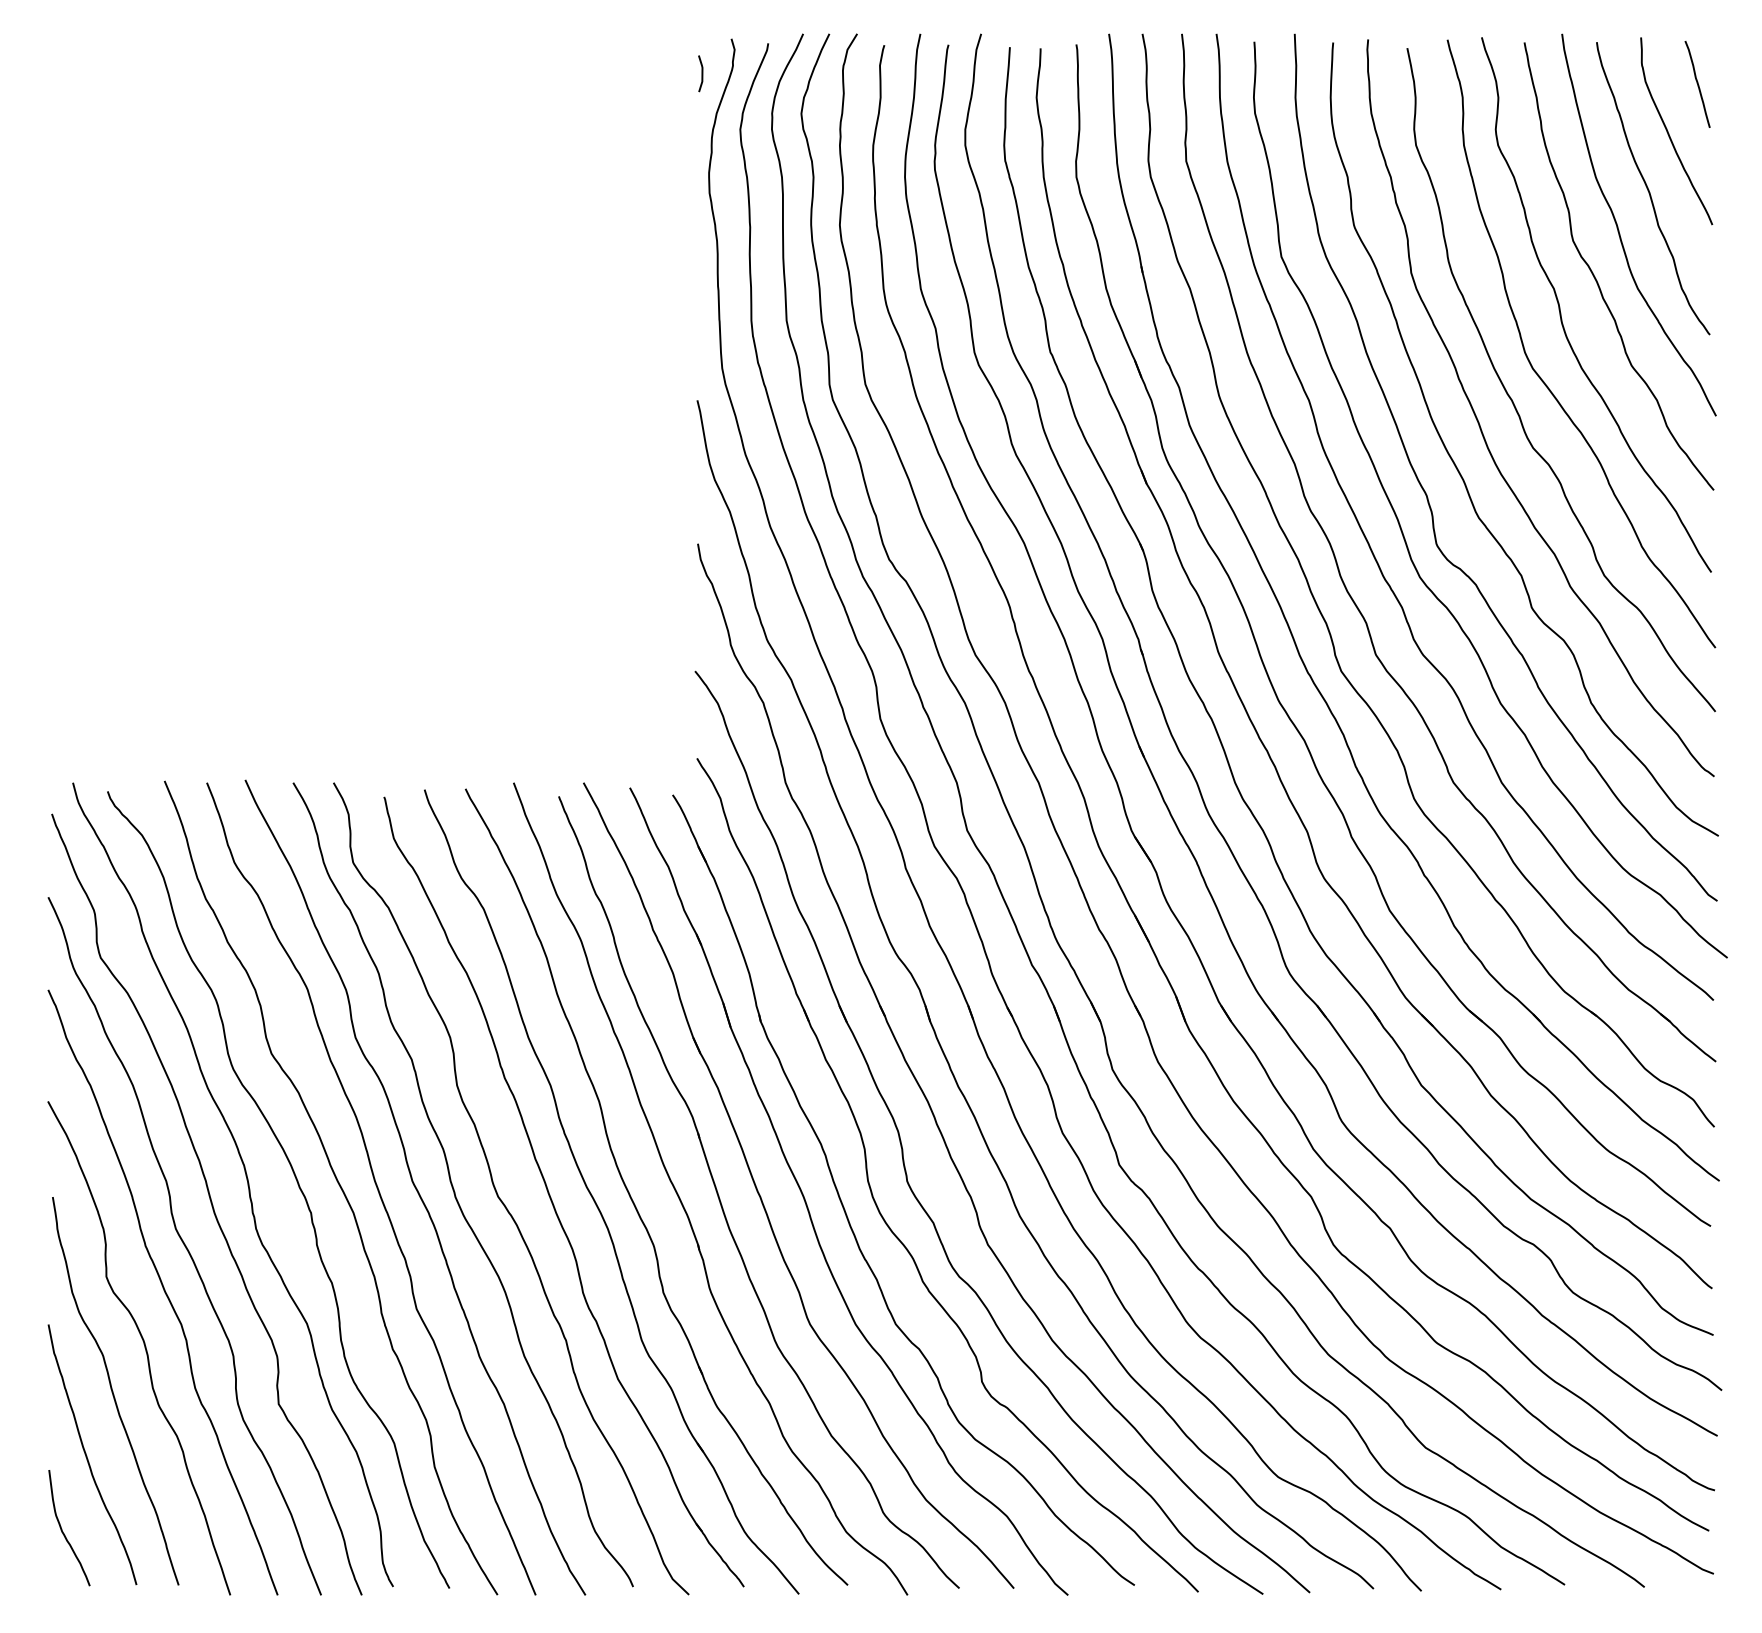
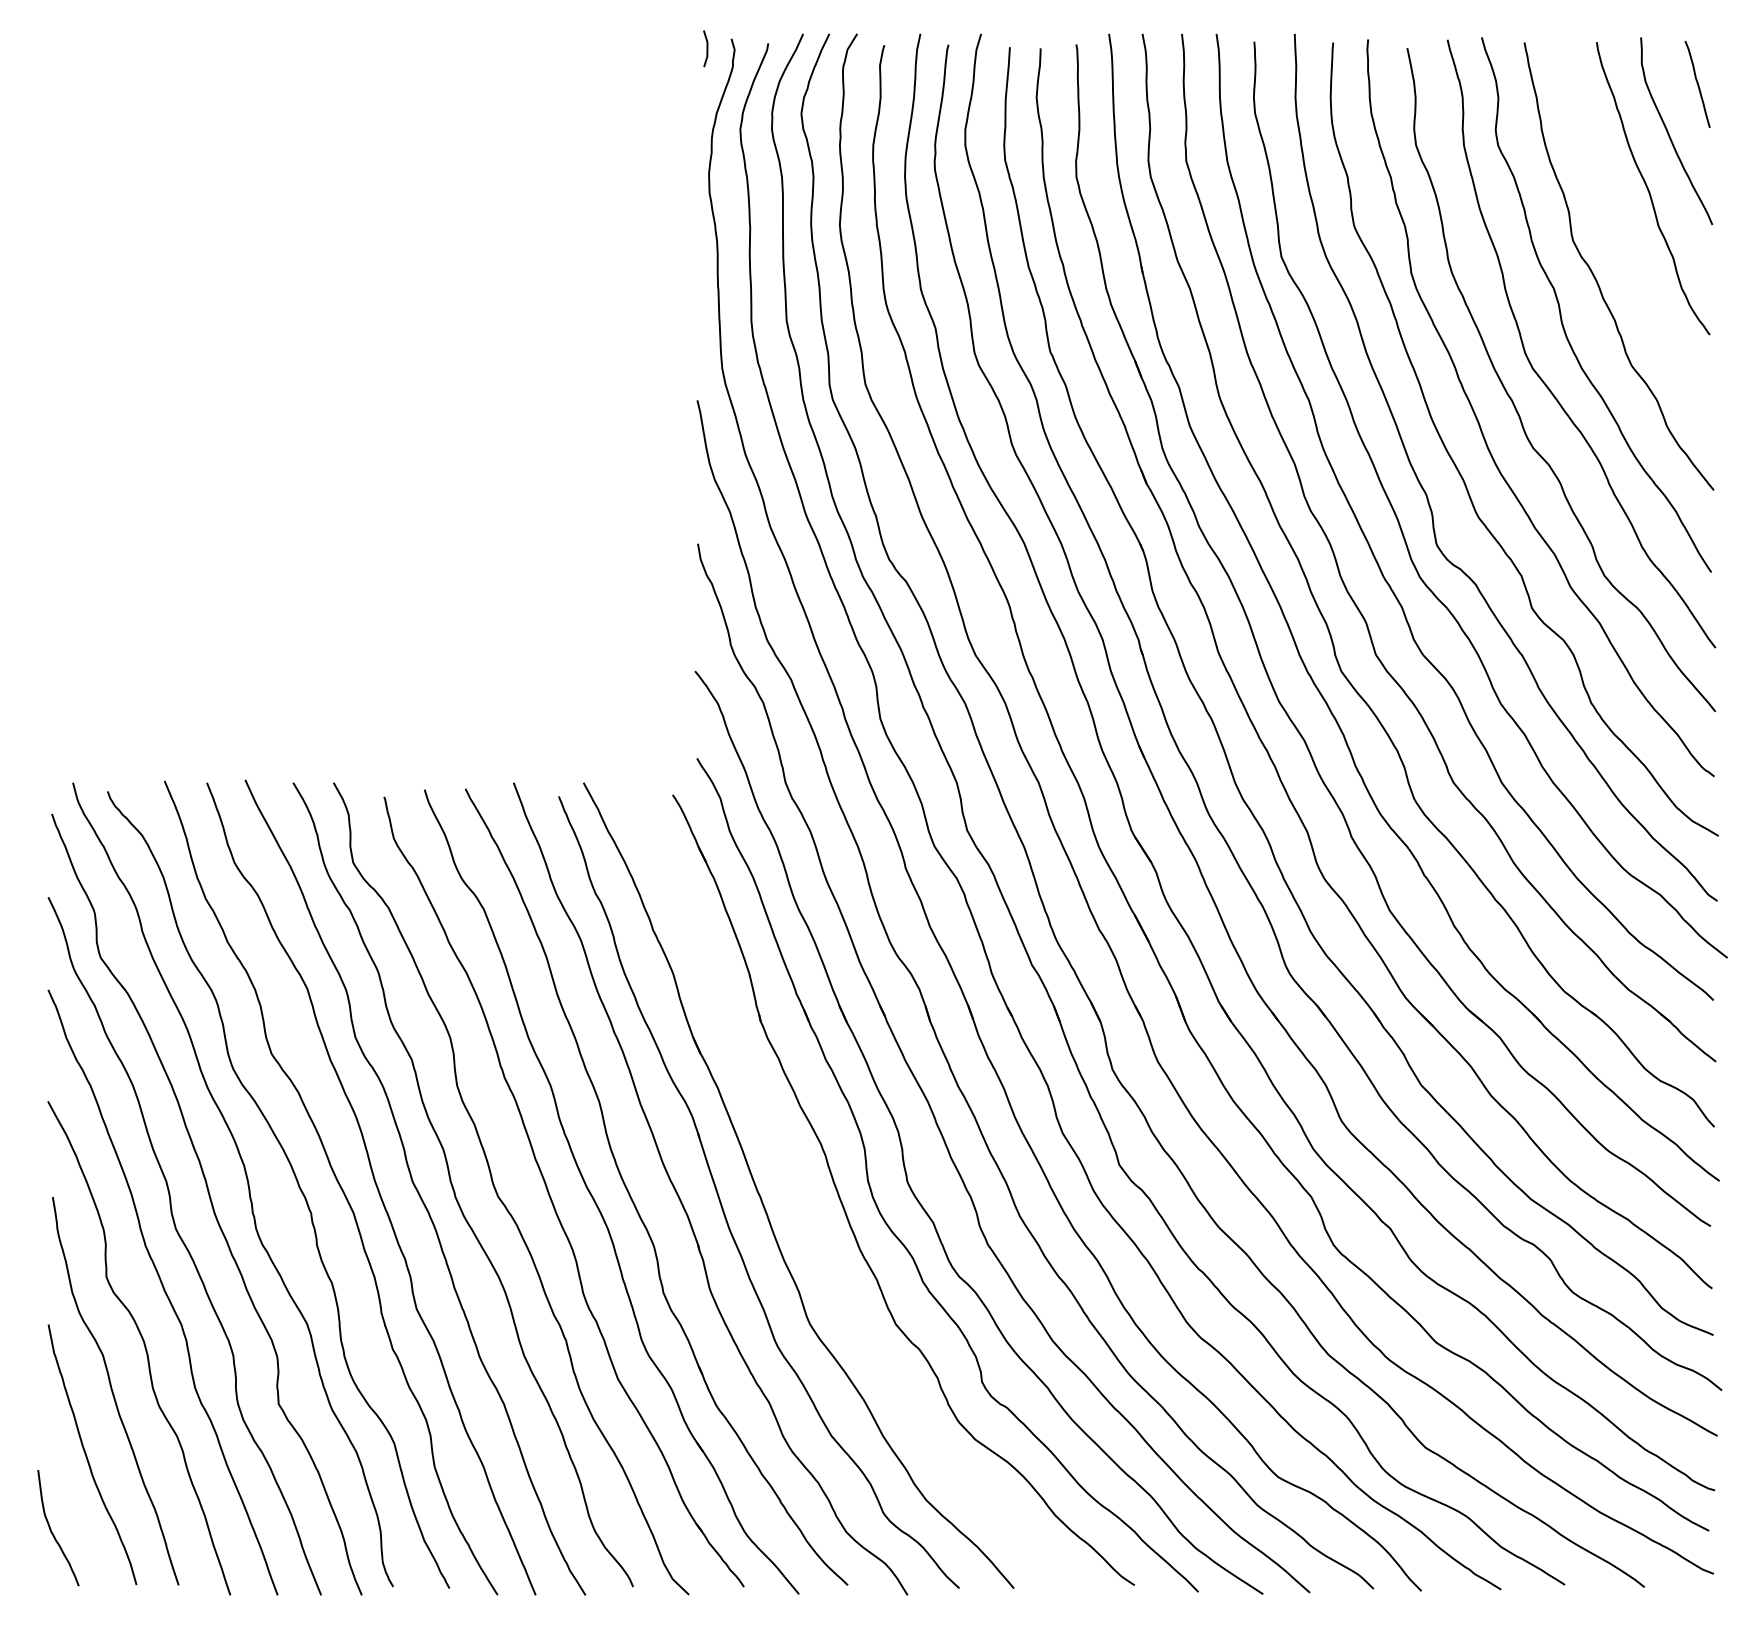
line position: (701, 73) -> (706, 48) (706, 48)
curve: present -> none (1619, 230)
part: present -> none (807, 1204)
curve position: (63, 1531) -> (52, 1531) (52, 1531)
